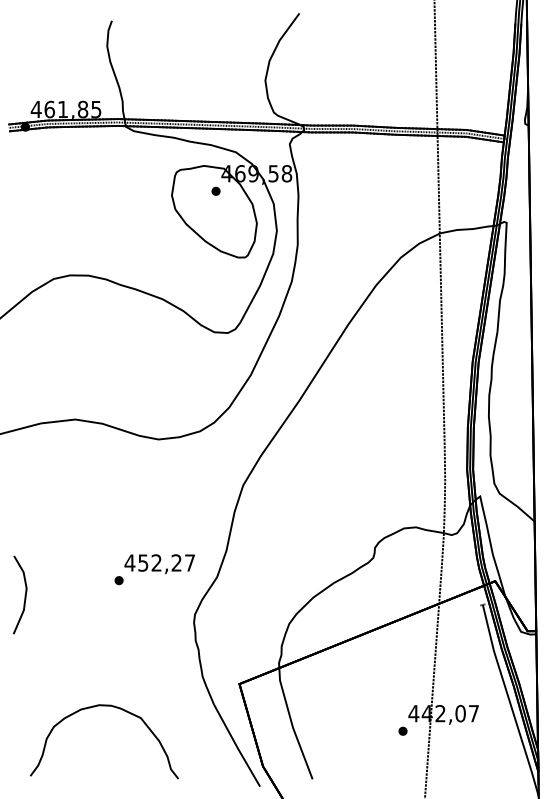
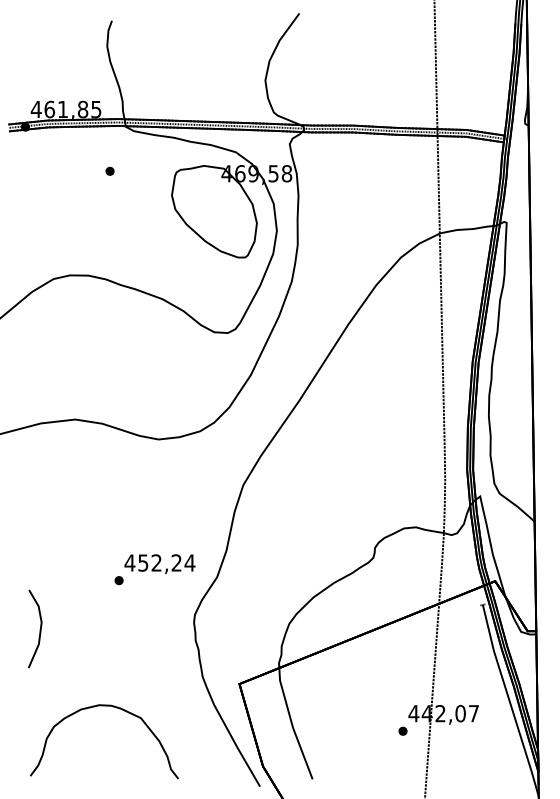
part position: (215, 190) -> (109, 170) (109, 170)
text: 452,27 -> 452,24 (189, 562)
line position: (24, 595) -> (39, 629) (39, 629)
